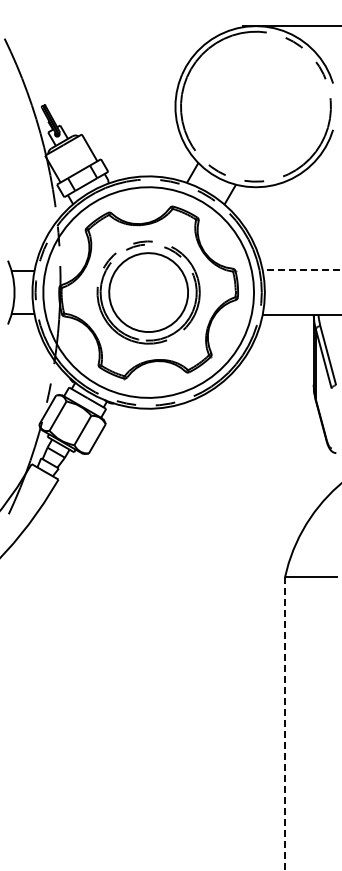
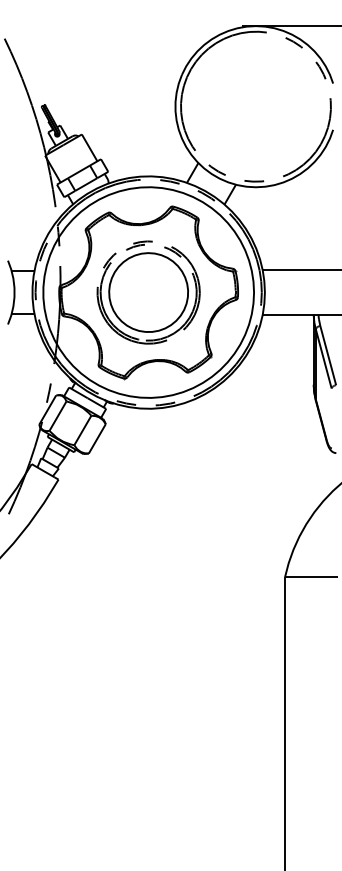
line: dashed -> solid (301, 270)
line: dashed -> solid (285, 724)
